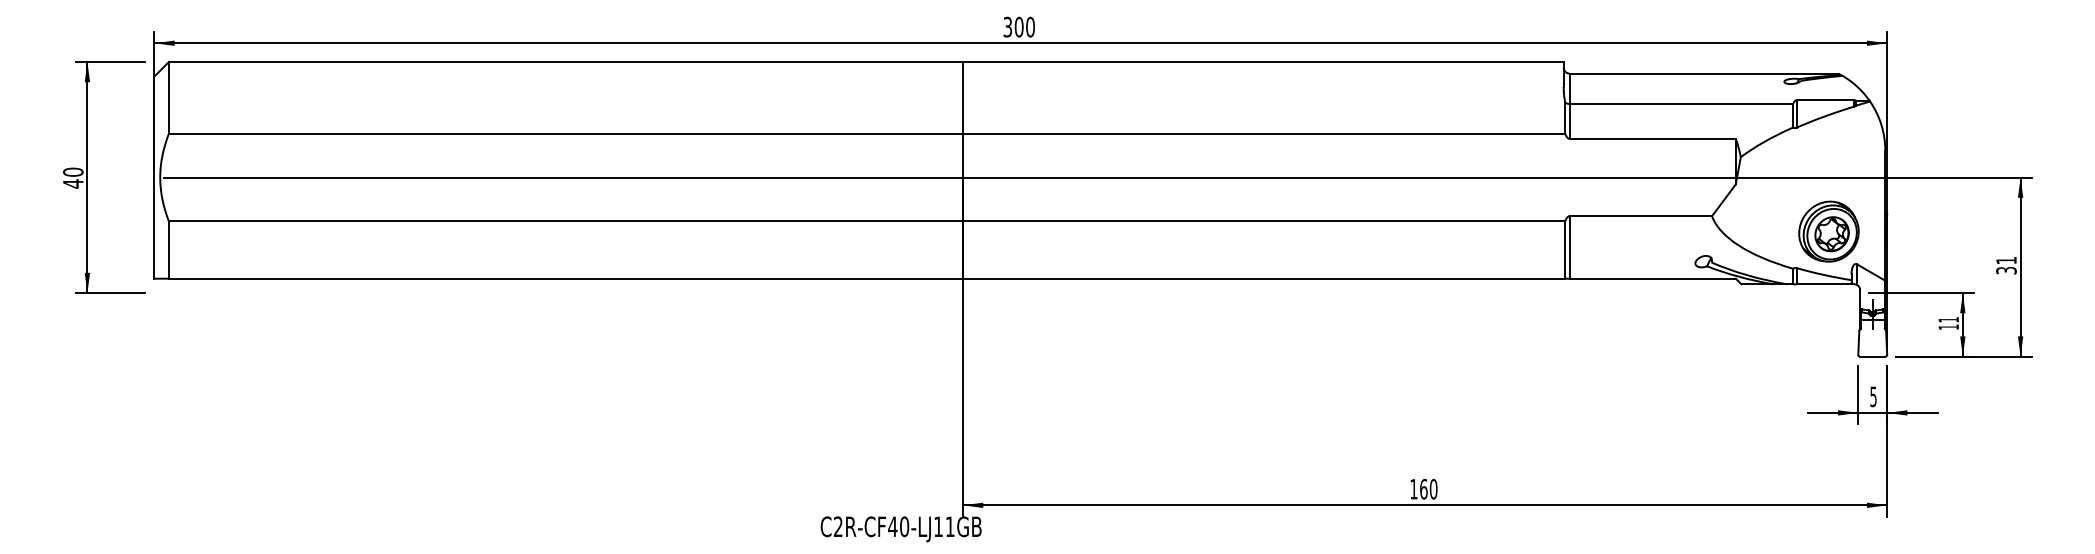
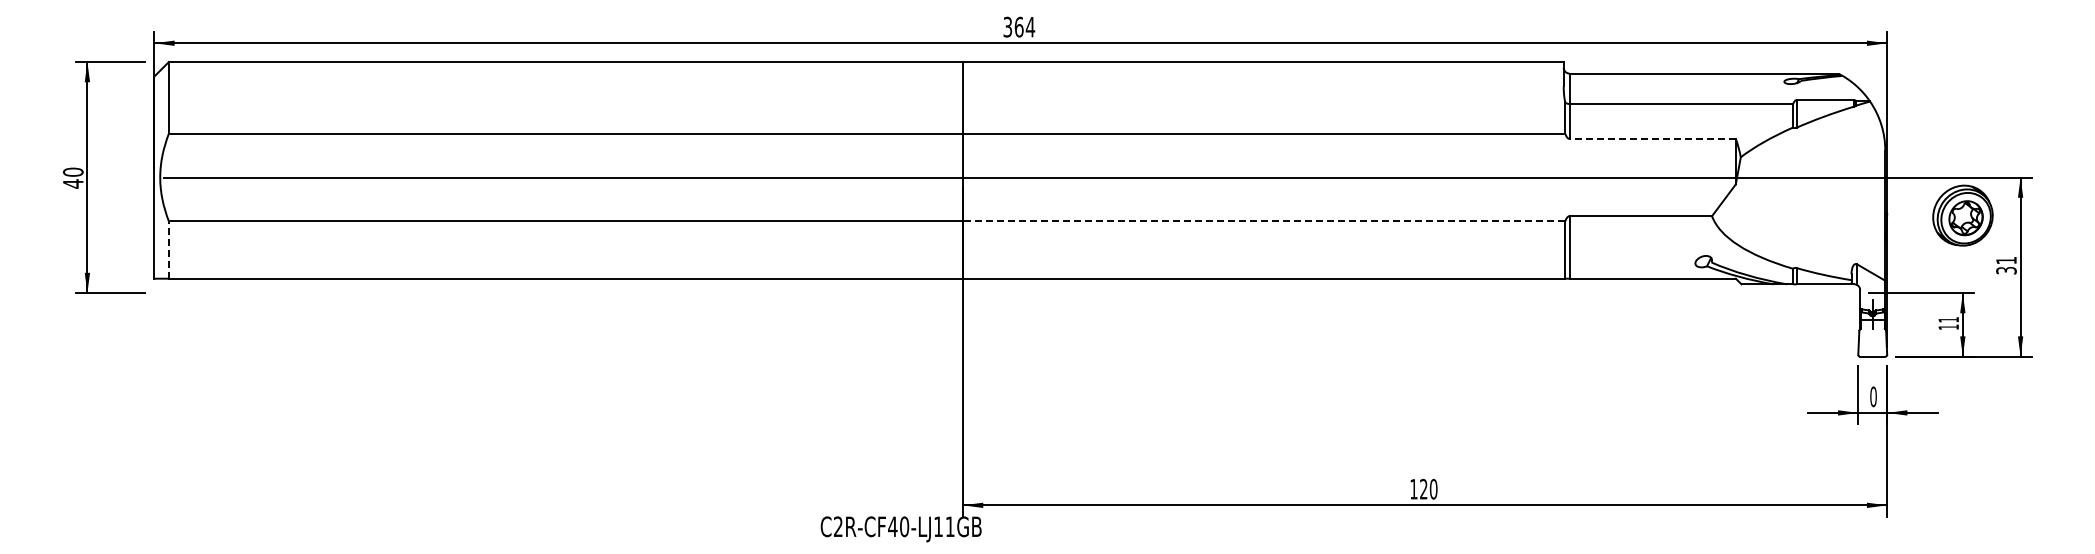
text: 300 -> 364 (1024, 26)
line: solid -> dashed (1652, 138)
line: solid -> dashed (1263, 221)
part position: (1828, 231) -> (1962, 215) (1962, 215)
line: solid -> dashed (168, 249)
text: 5 -> 0 (1873, 396)
text: 160 -> 120 (1423, 488)
